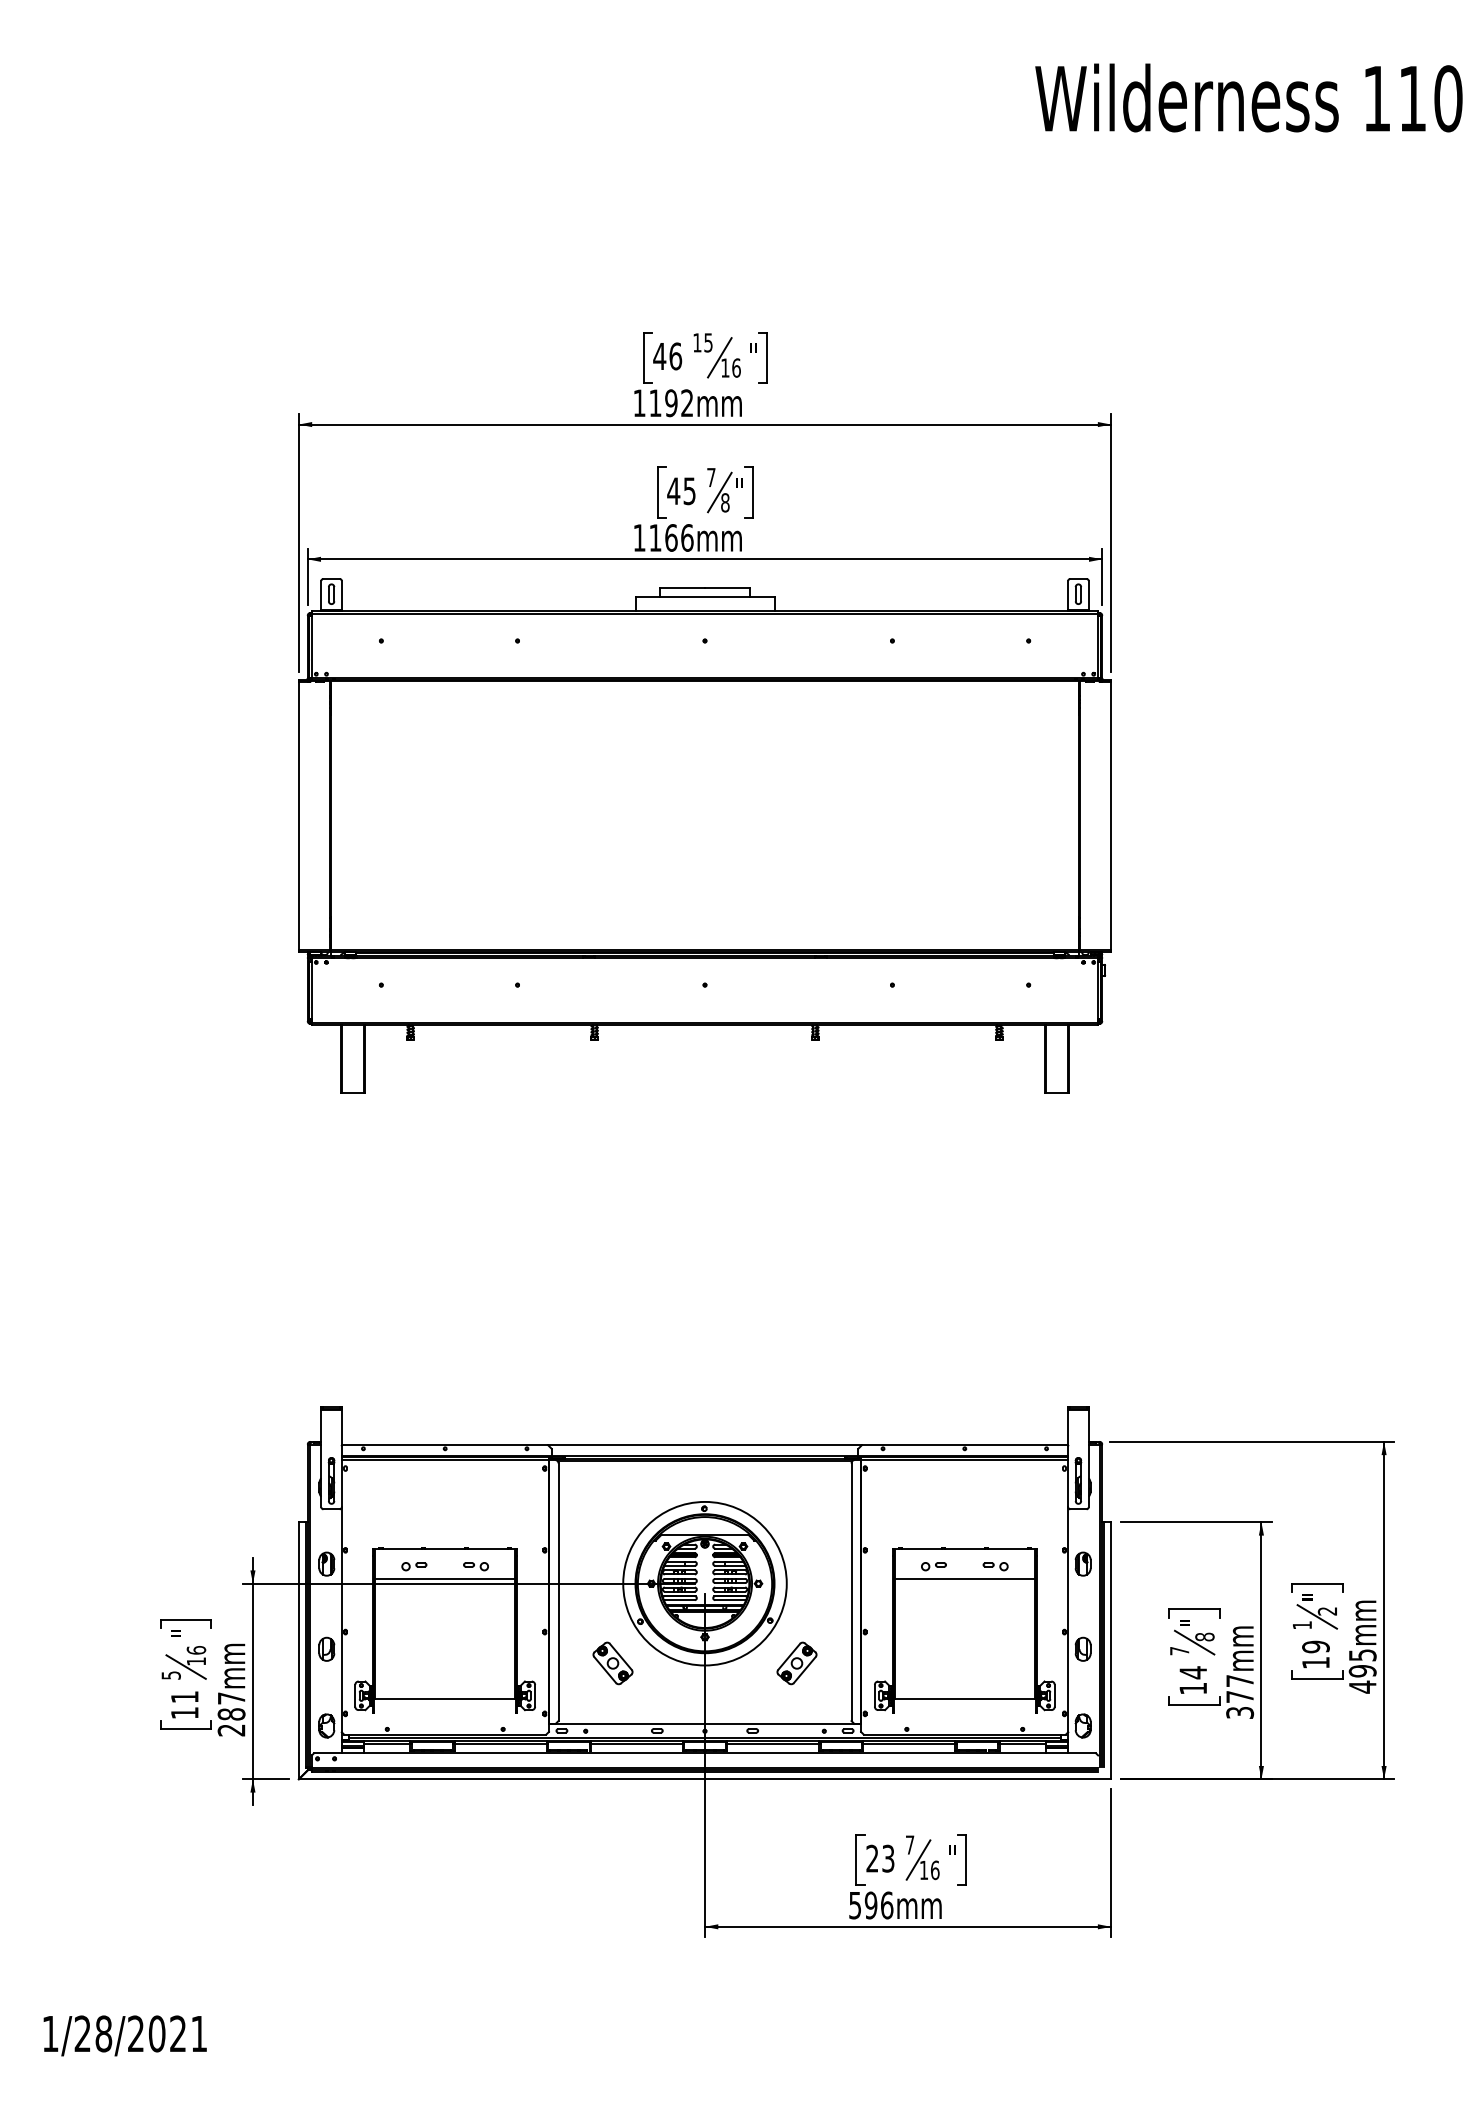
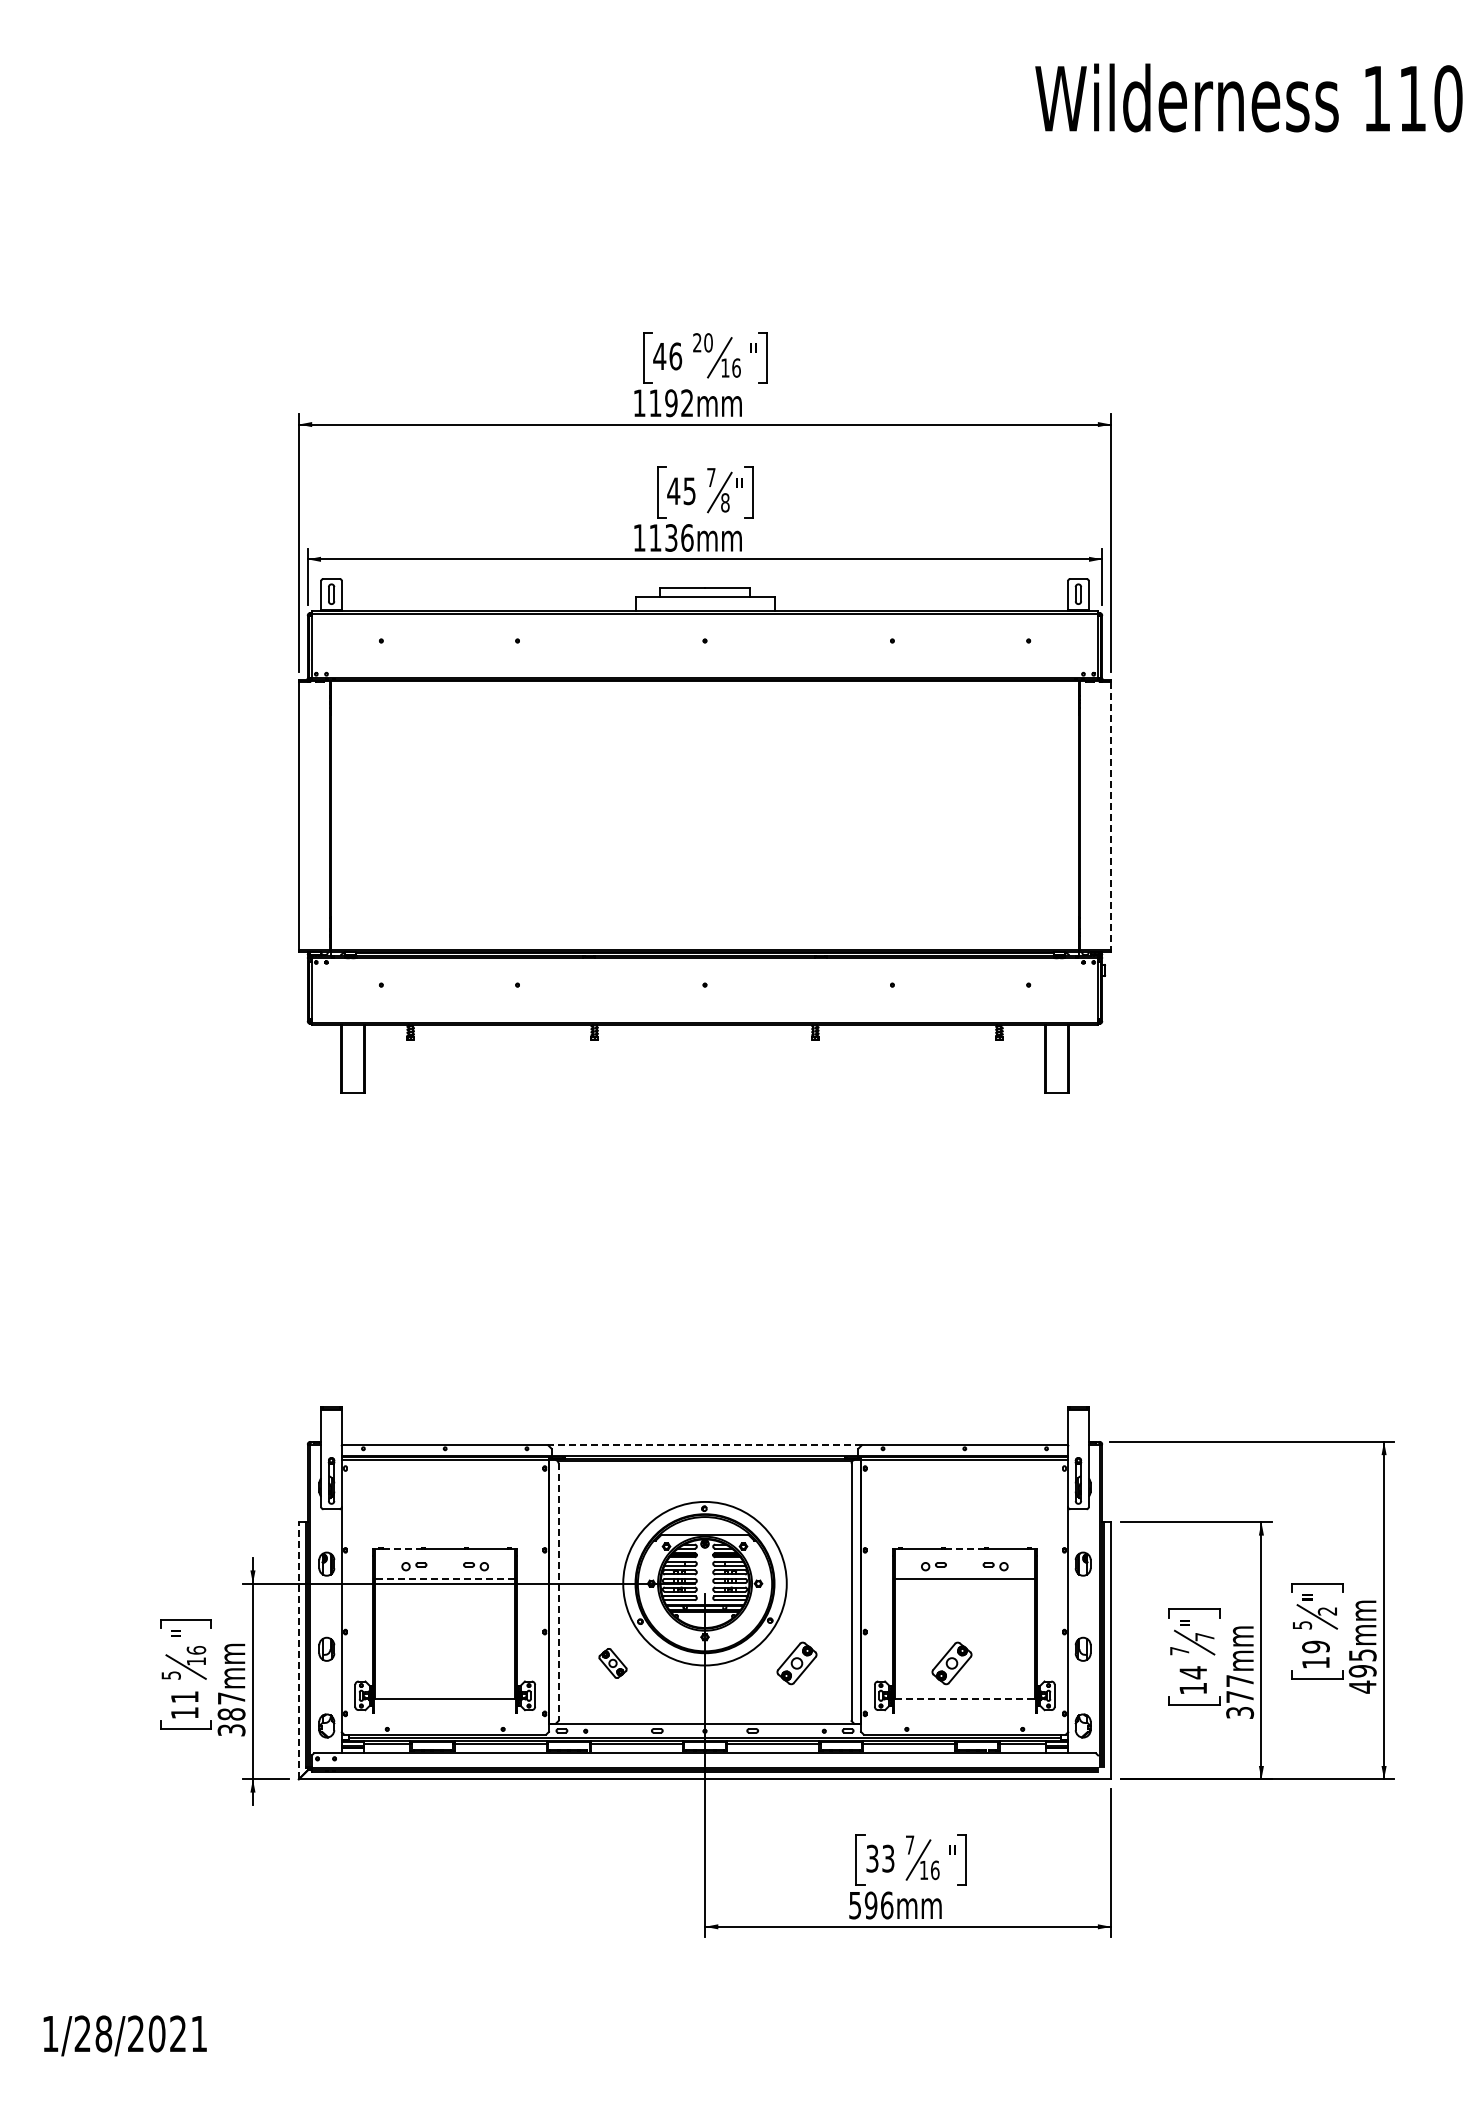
text: 15 -> 20 (702, 342)
text: 1166mm -> 1136mm (671, 537)
line: solid -> dashed (1111, 815)
line: solid -> dashed (705, 1445)
line: solid -> dashed (402, 1549)
line: solid -> dashed (964, 1549)
line: solid -> dashed (444, 1578)
line: solid -> dashed (558, 1592)
text: 1 -> 5 (1302, 1625)
text: 8 -> 7 (1204, 1636)
line: solid -> dashed (298, 1650)
part size: 42x45 px -> 30x31 px (612, 1663)
part: none -> present (951, 1663)
line: solid -> dashed (965, 1699)
text: 287mm -> 387mm (231, 1730)
text: 23 -> 33 (872, 1858)
